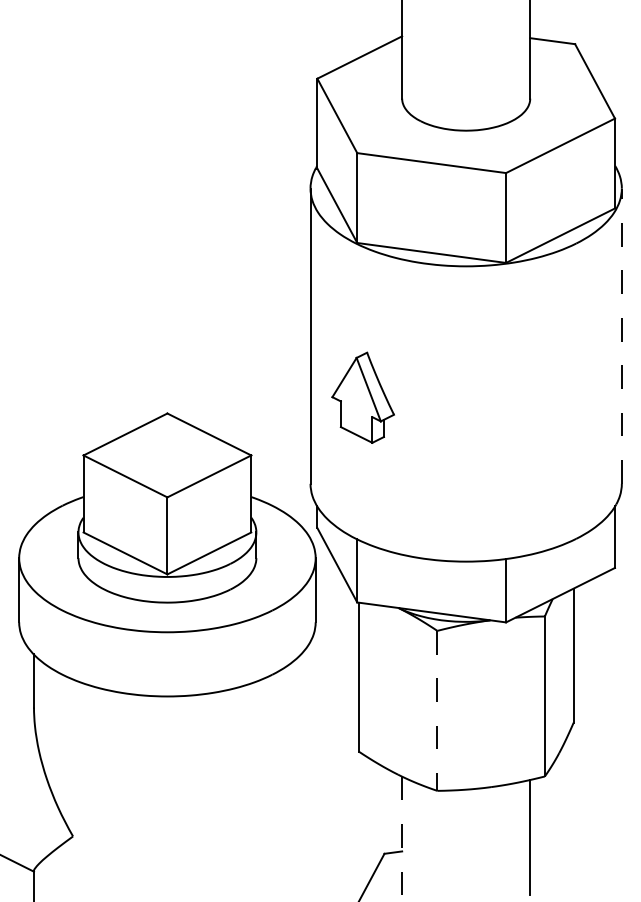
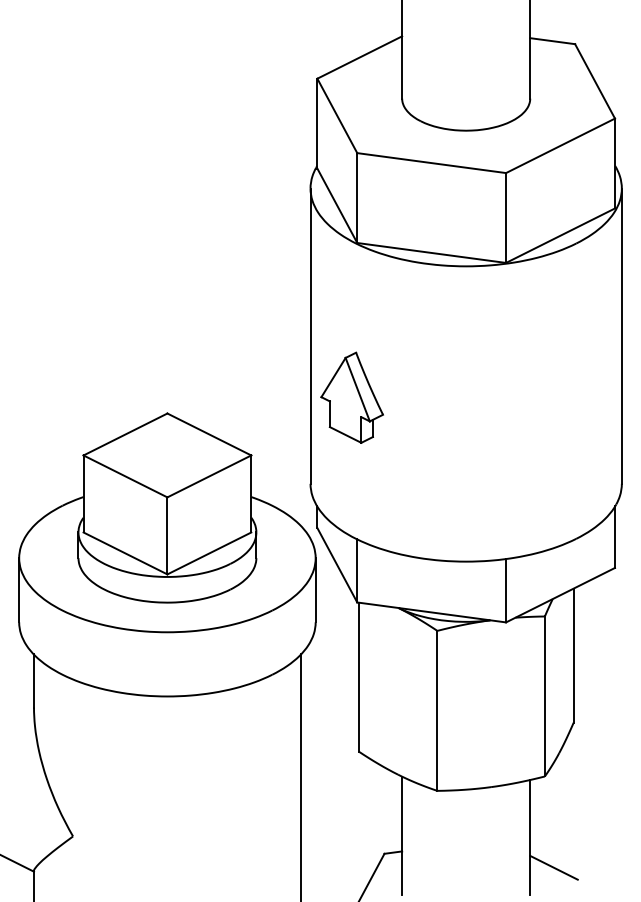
line: dashed -> solid (621, 336)
part position: (362, 397) -> (351, 397) (351, 397)
line: dashed -> solid (437, 710)
line: none -> present (300, 776)
line: dashed -> solid (402, 836)
line: none -> present (553, 867)
